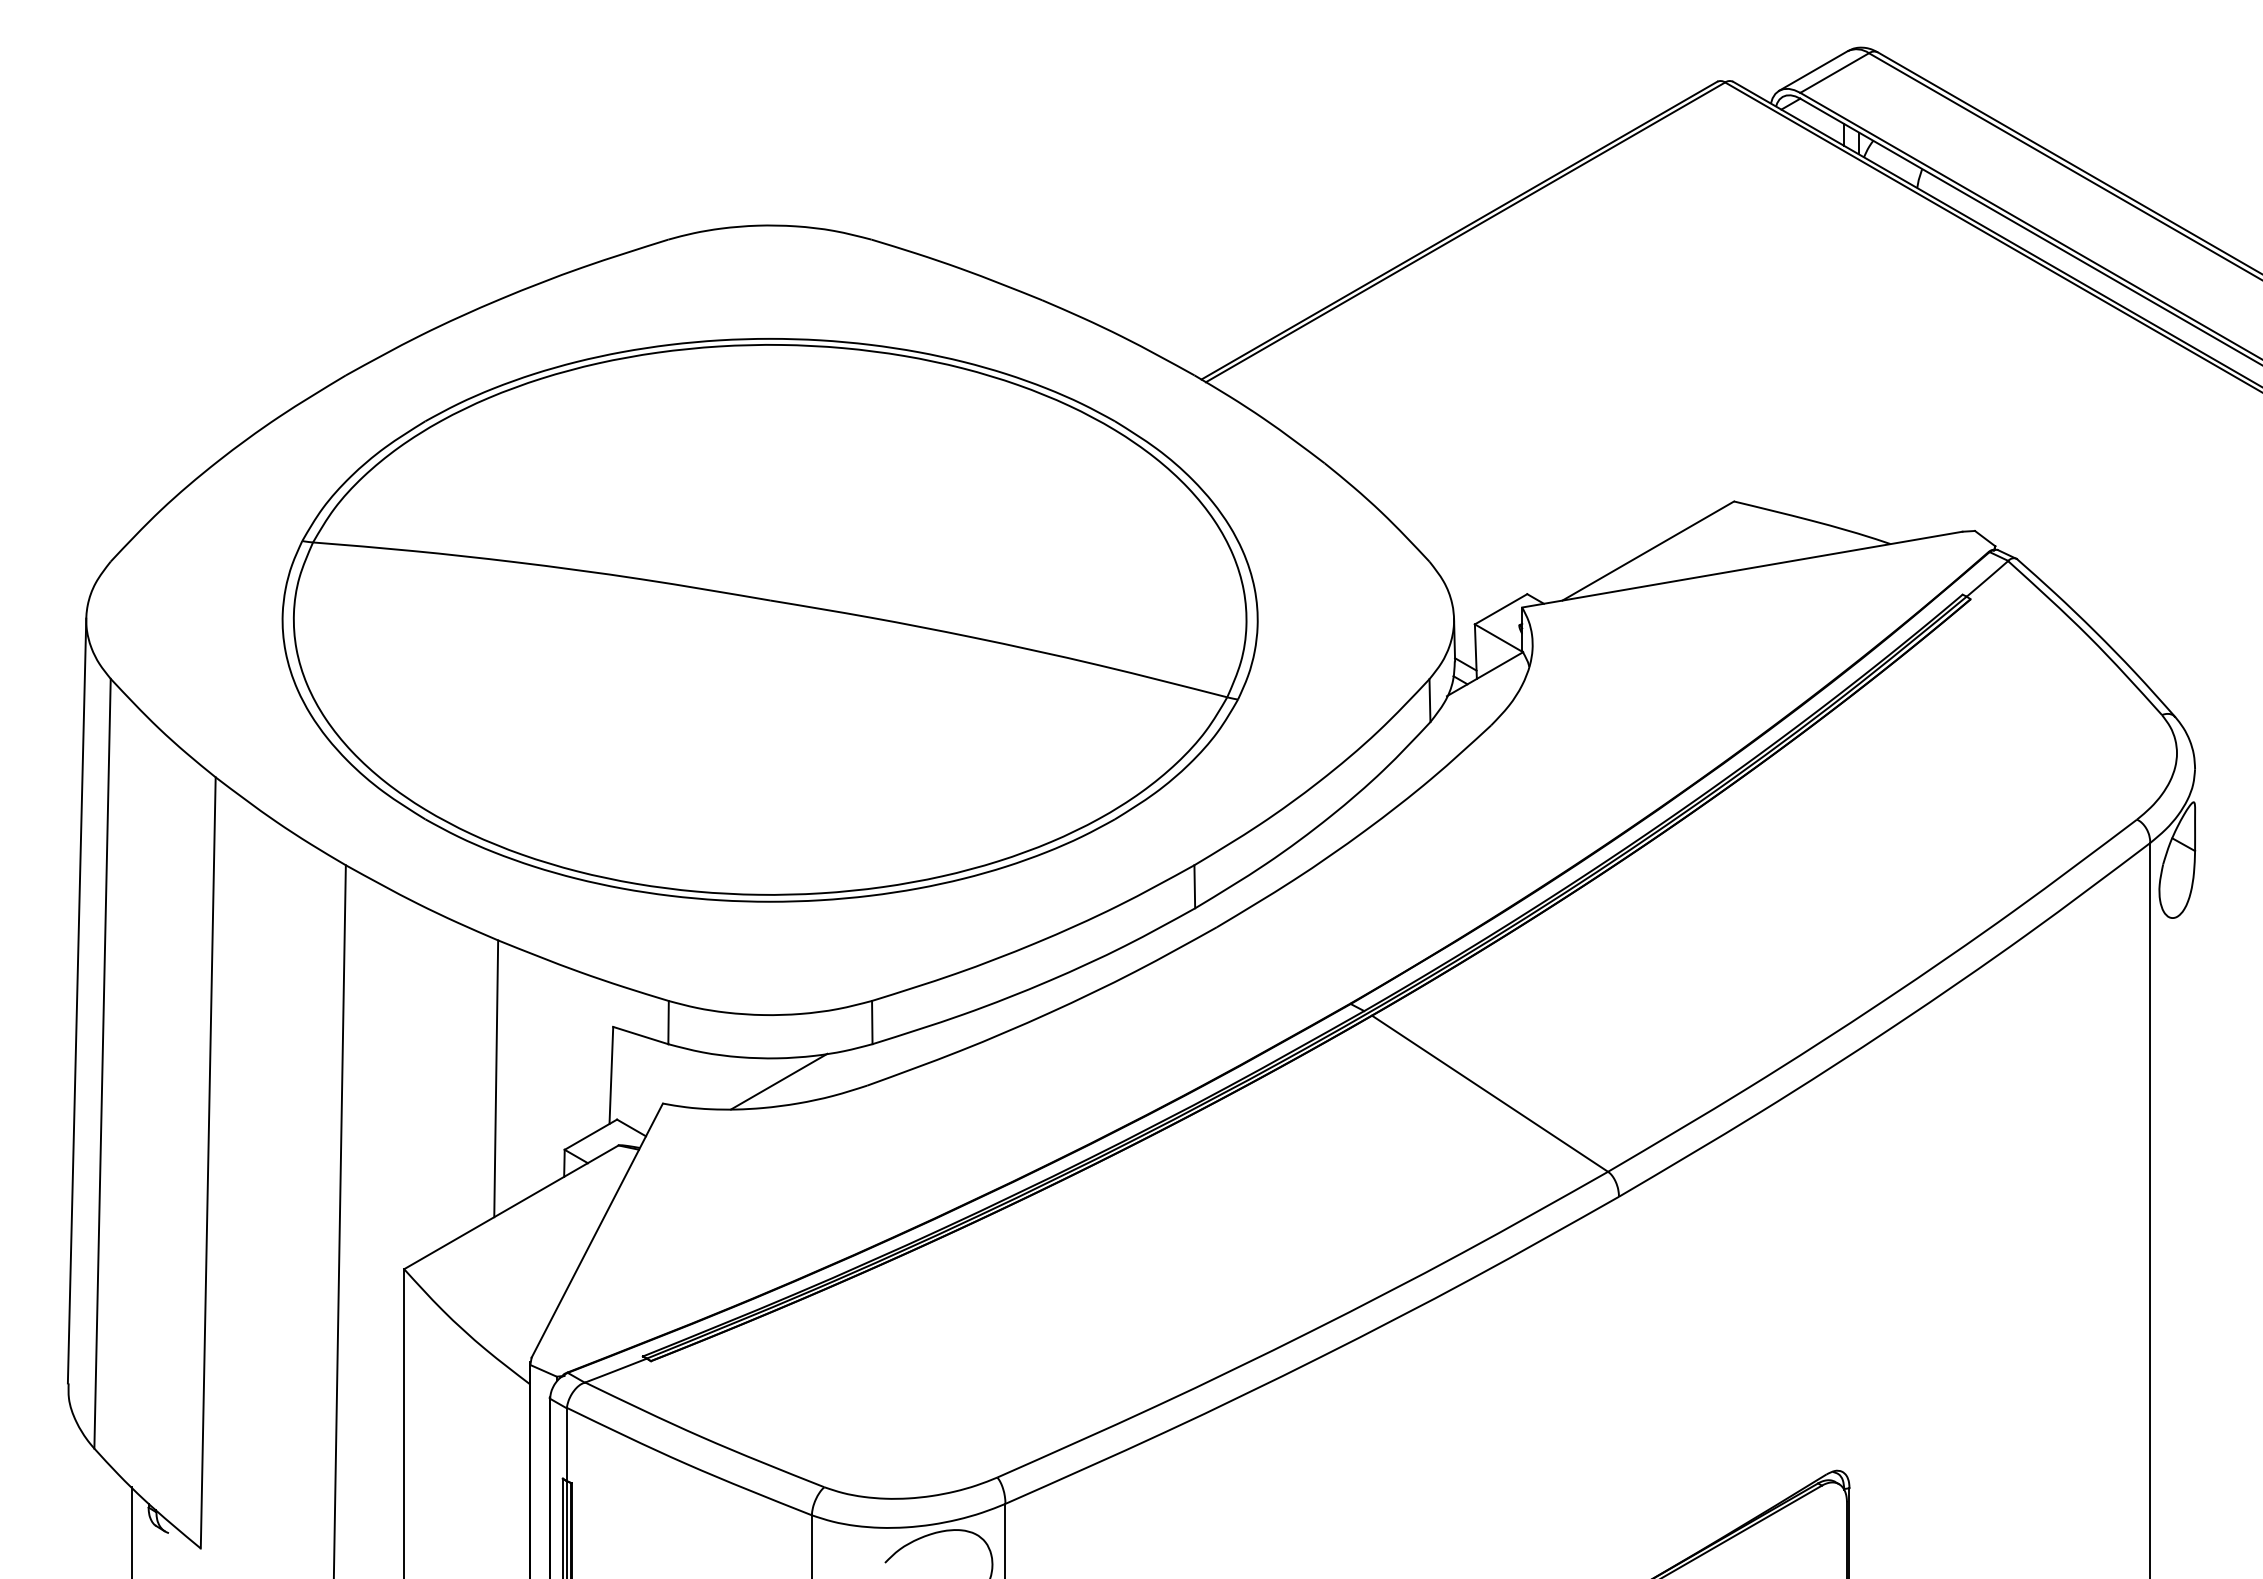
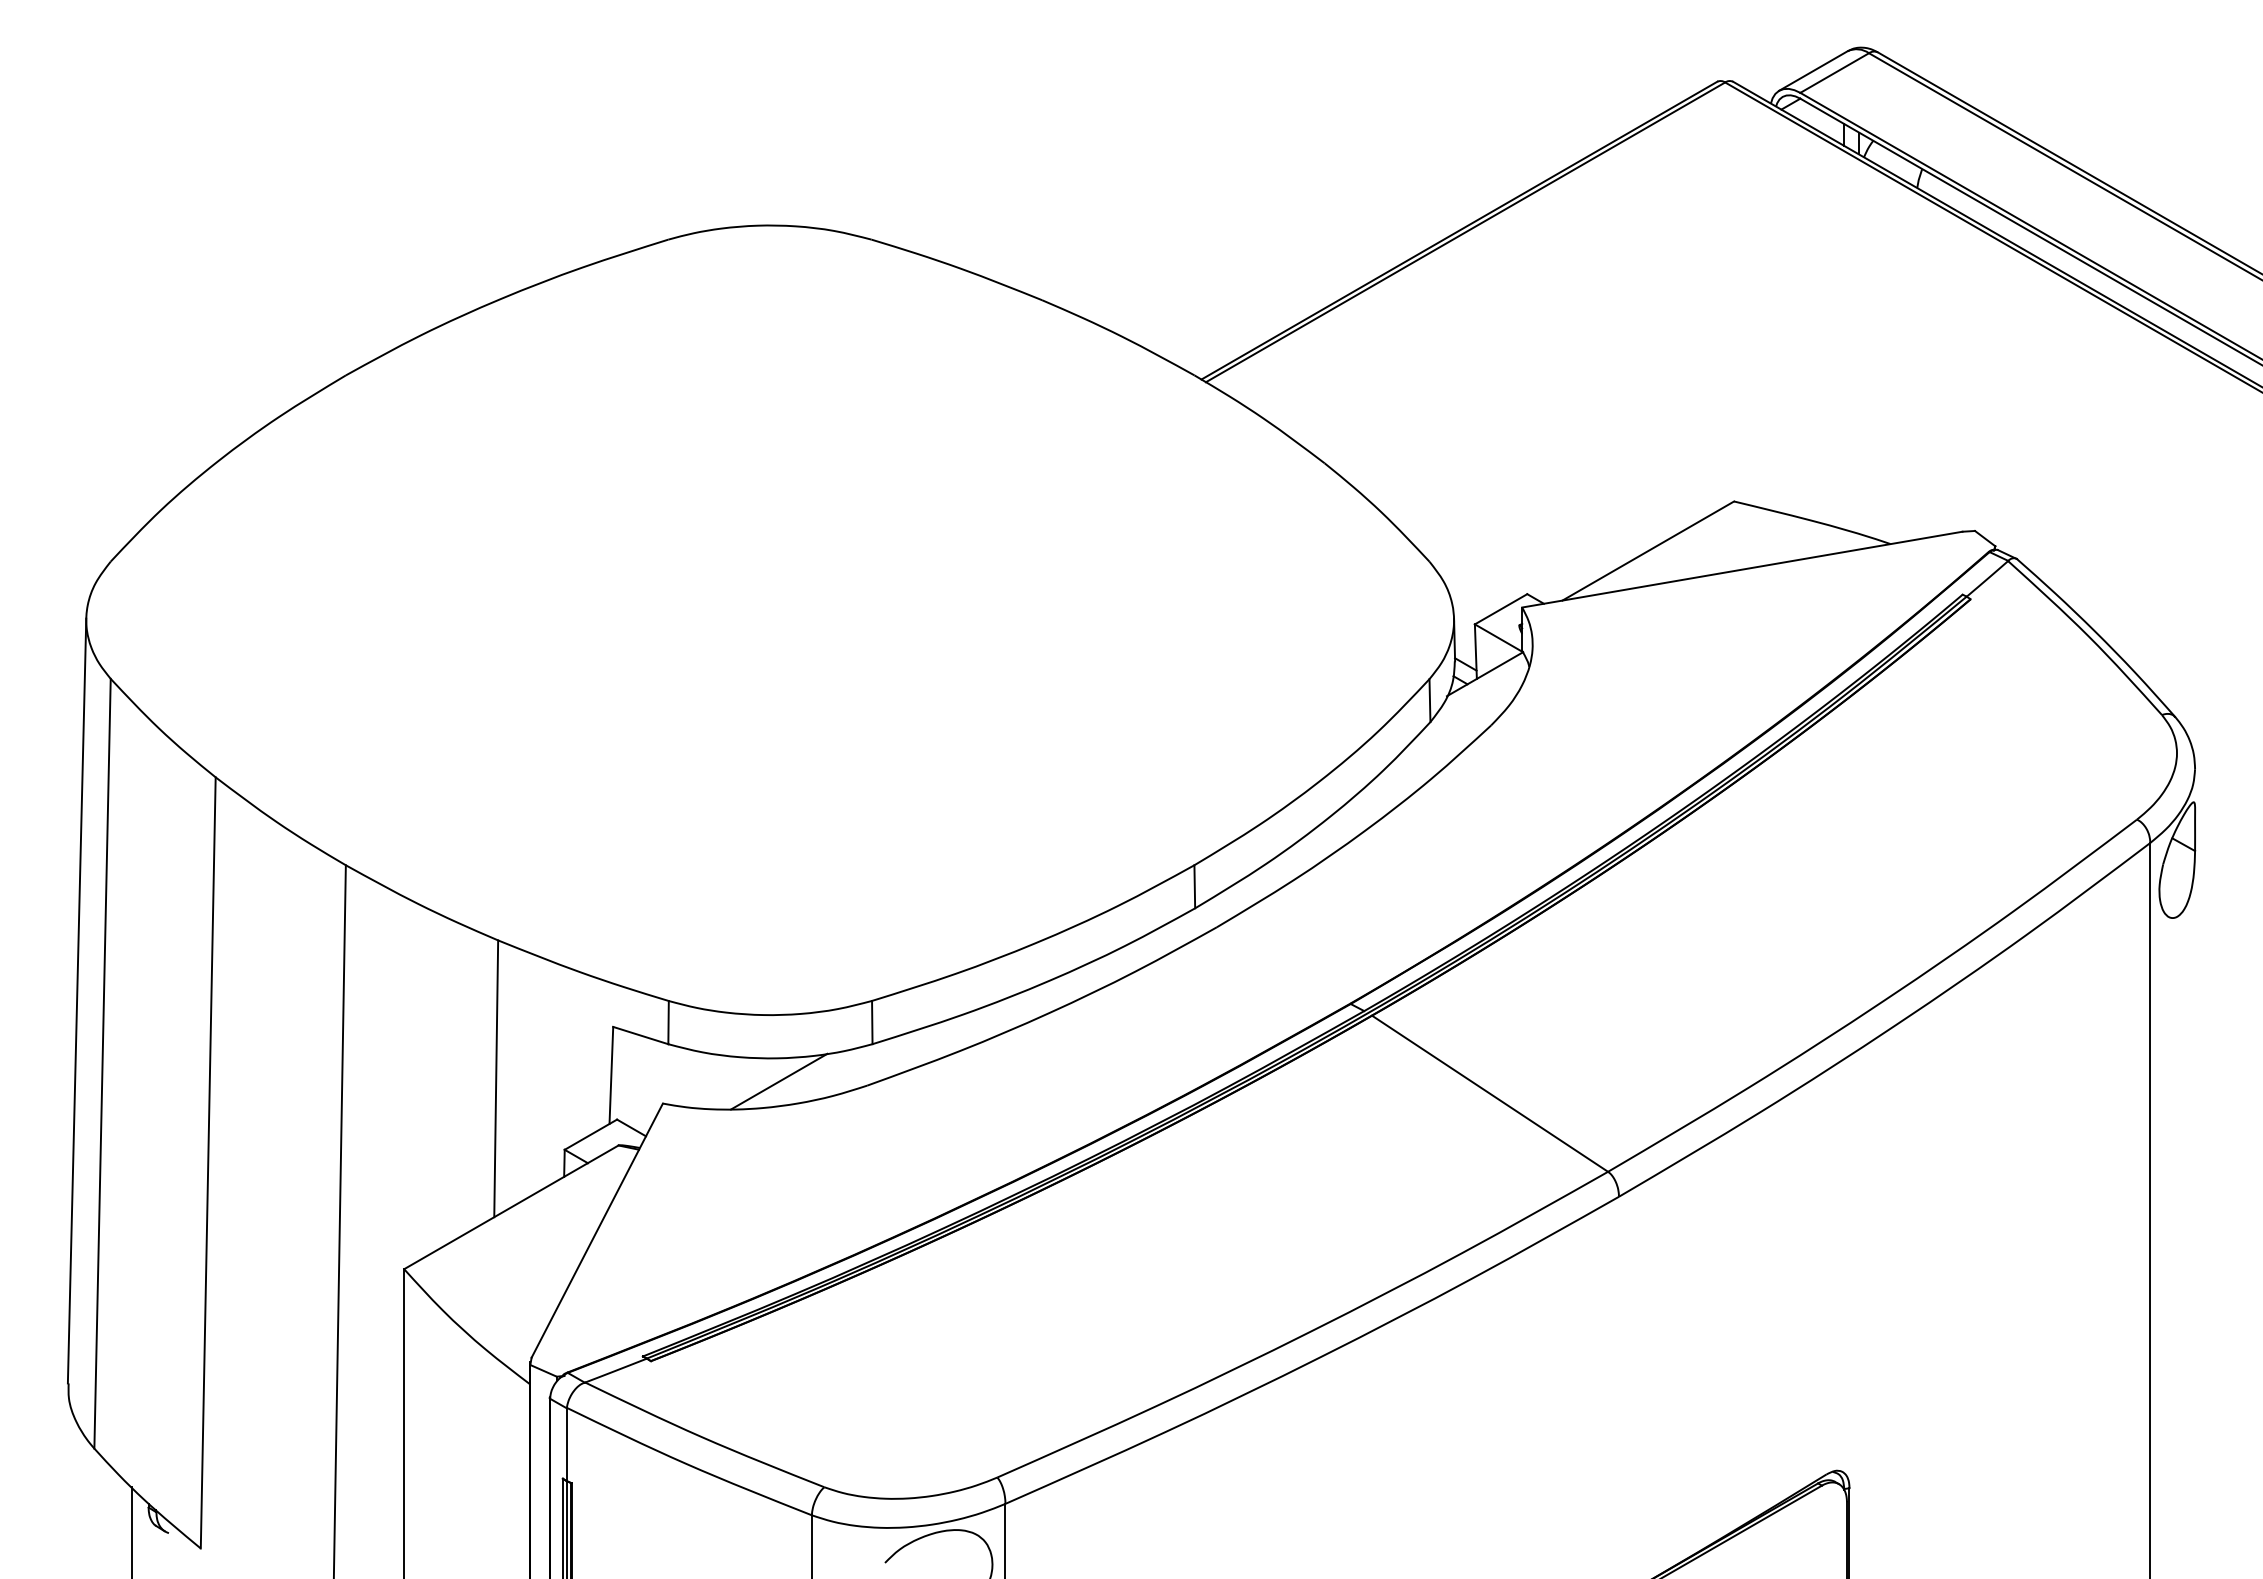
part: present -> none (769, 620)
